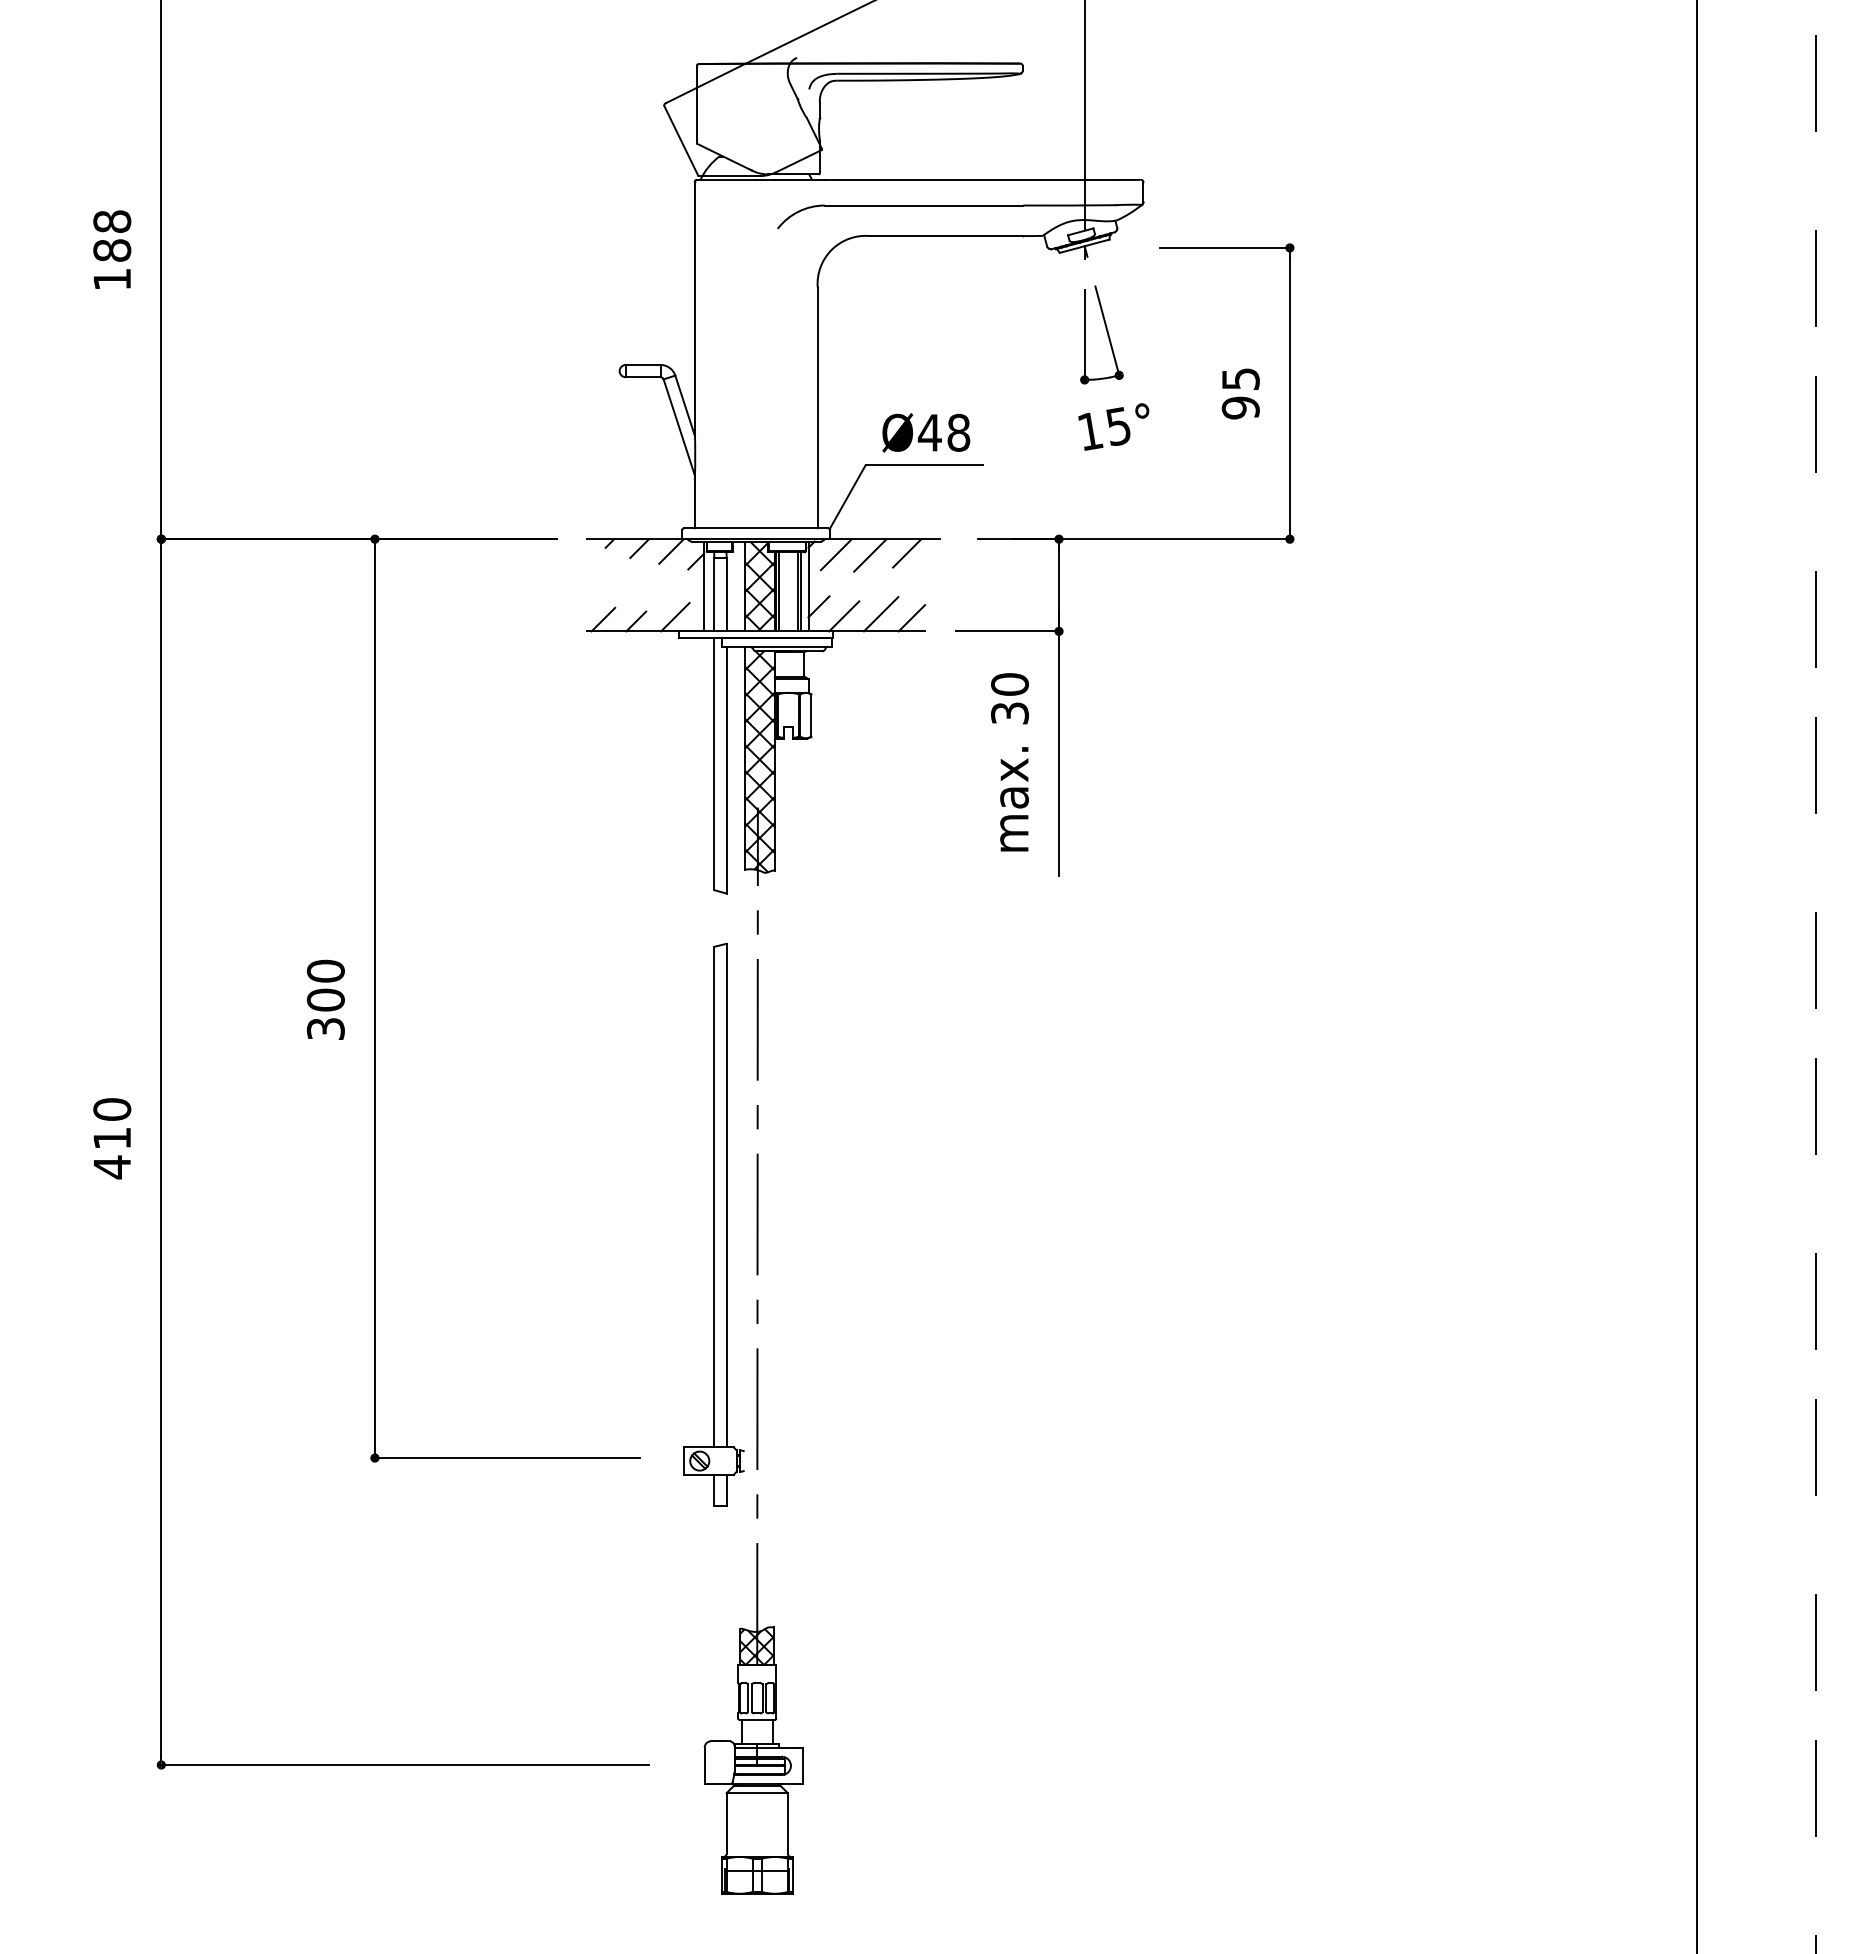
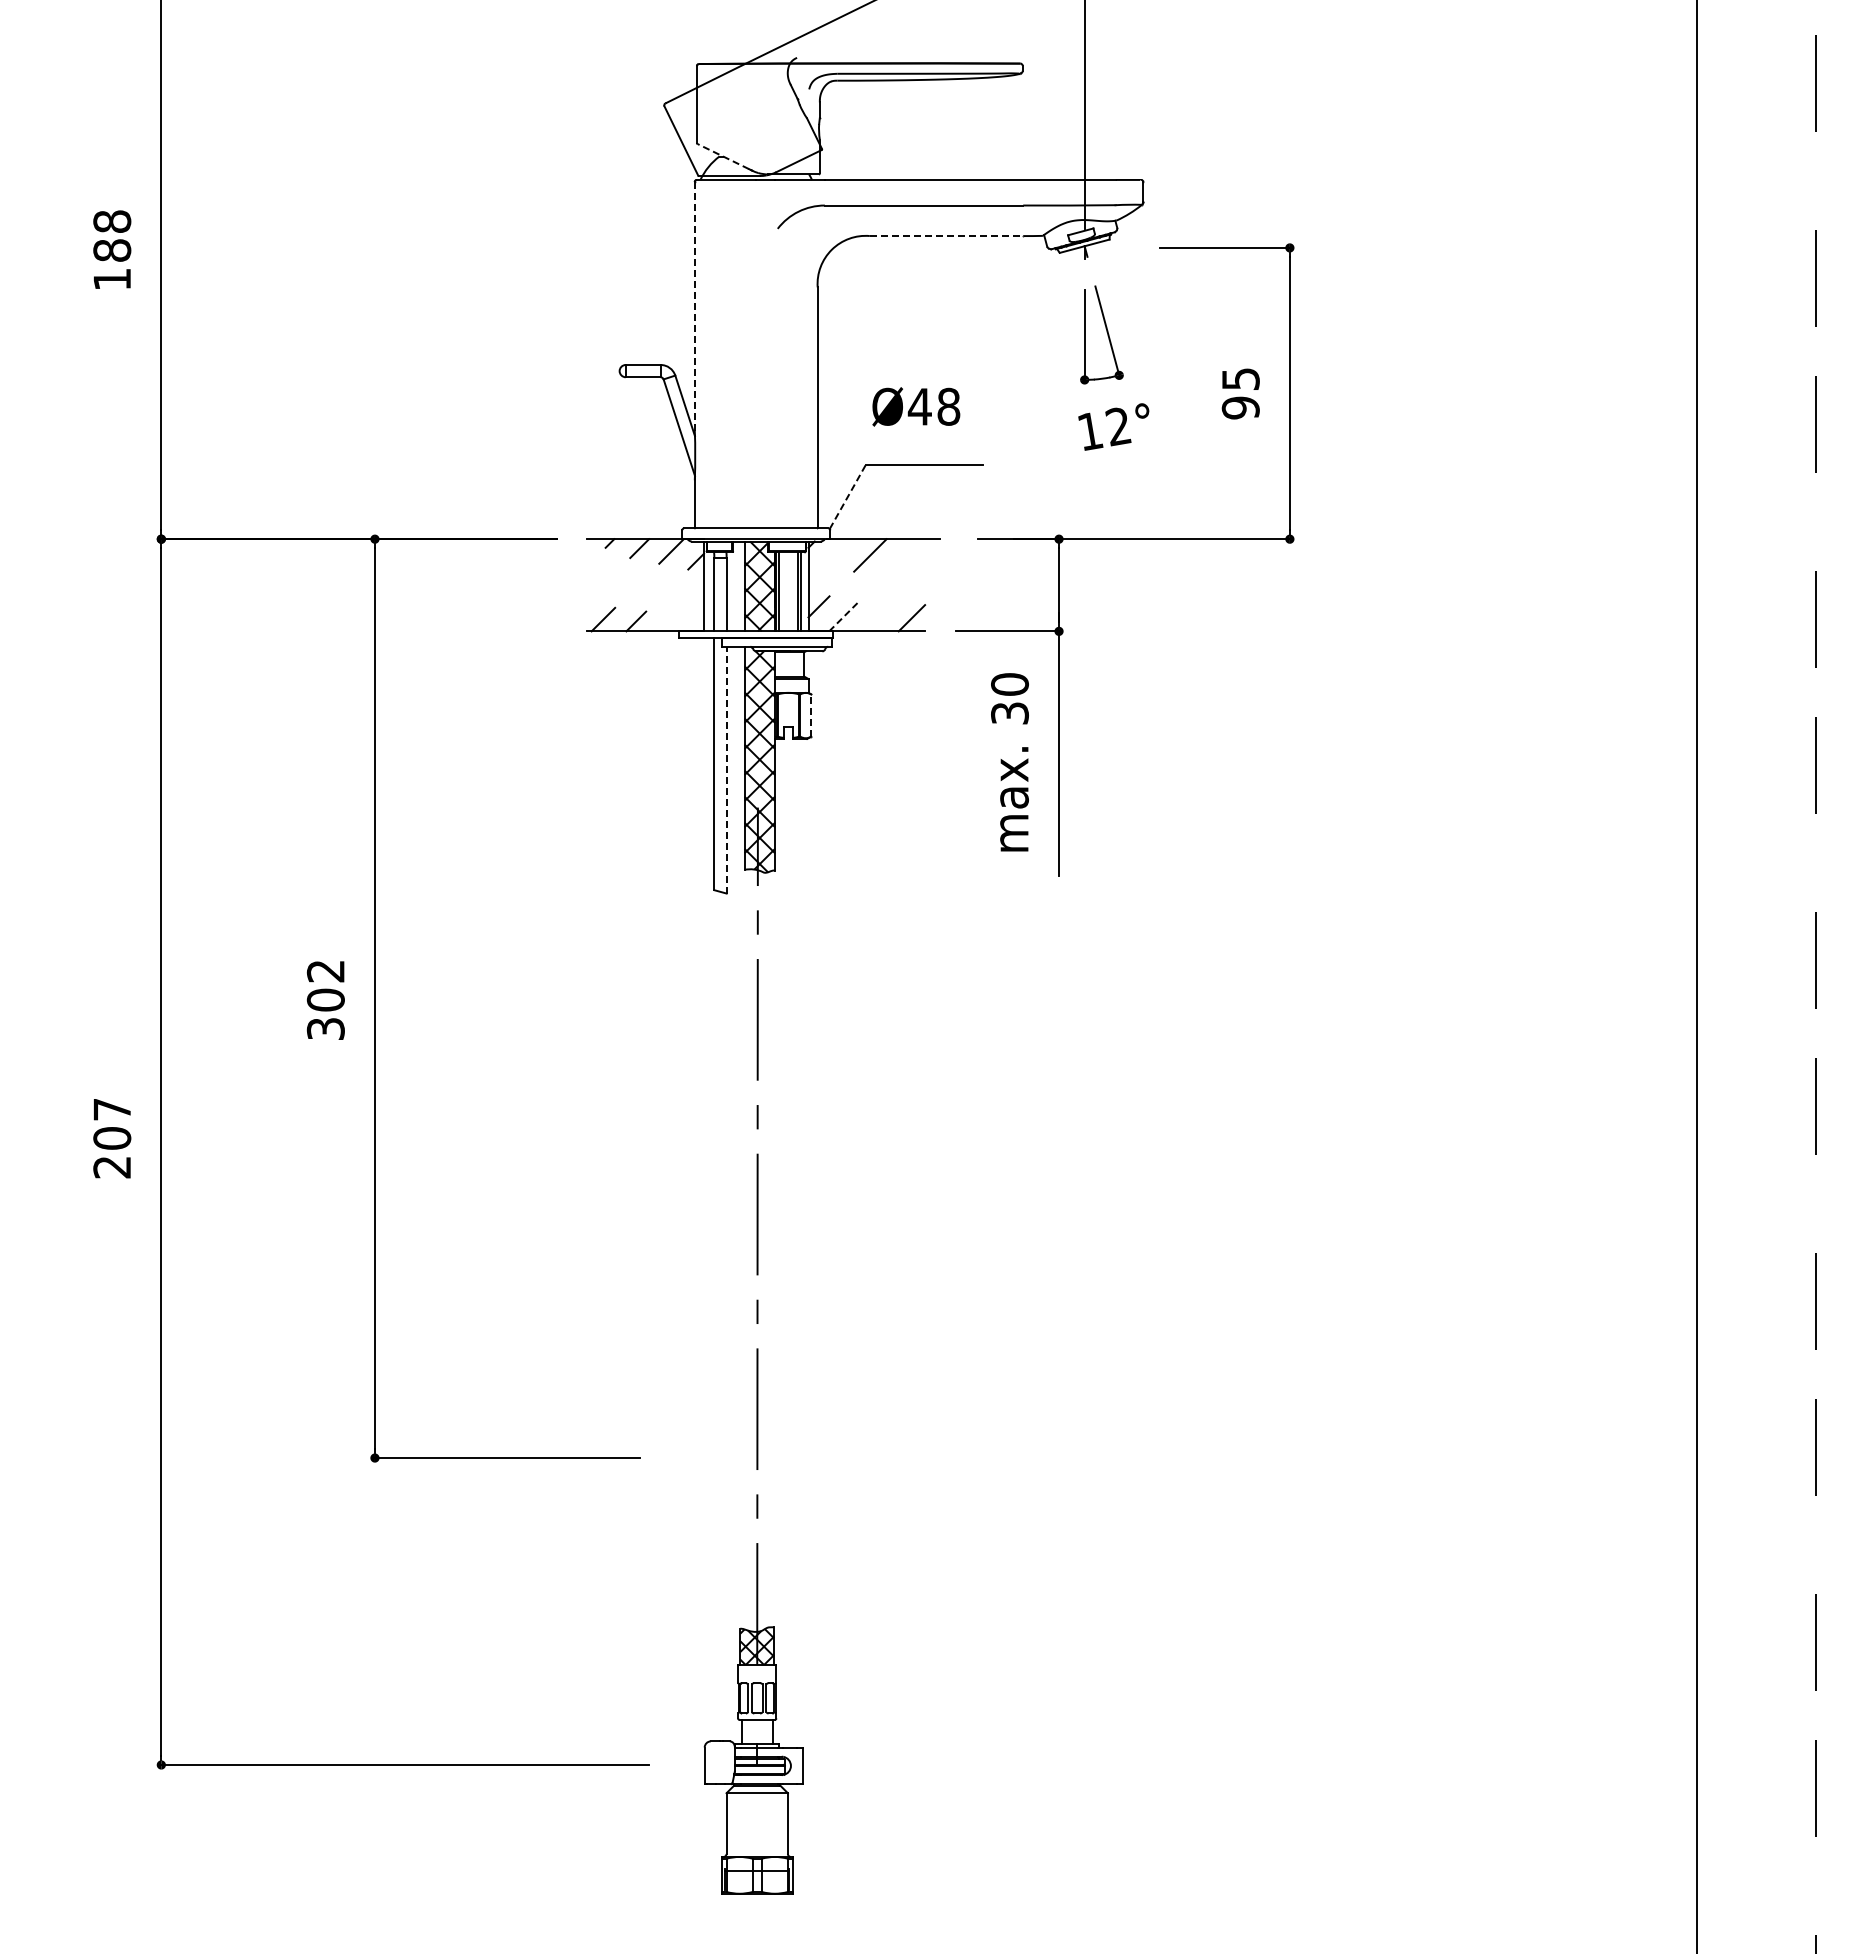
line: solid -> dashed (723, 156)
line: solid -> dashed (946, 236)
line: solid -> dashed (694, 308)
text: 15° -> 12° (1118, 426)
text position: (926, 432) -> (916, 406) (916, 406)
line: solid -> dashed (847, 497)
line: present -> none (907, 553)
line: present -> none (835, 554)
line: present -> none (880, 614)
line: solid -> dashed (844, 616)
line: present -> none (675, 617)
line: solid -> dashed (811, 715)
line: solid -> dashed (726, 769)
text: 300 -> 302 (325, 970)
text: 410 -> 207 (112, 1138)
part: present -> none (713, 1224)
